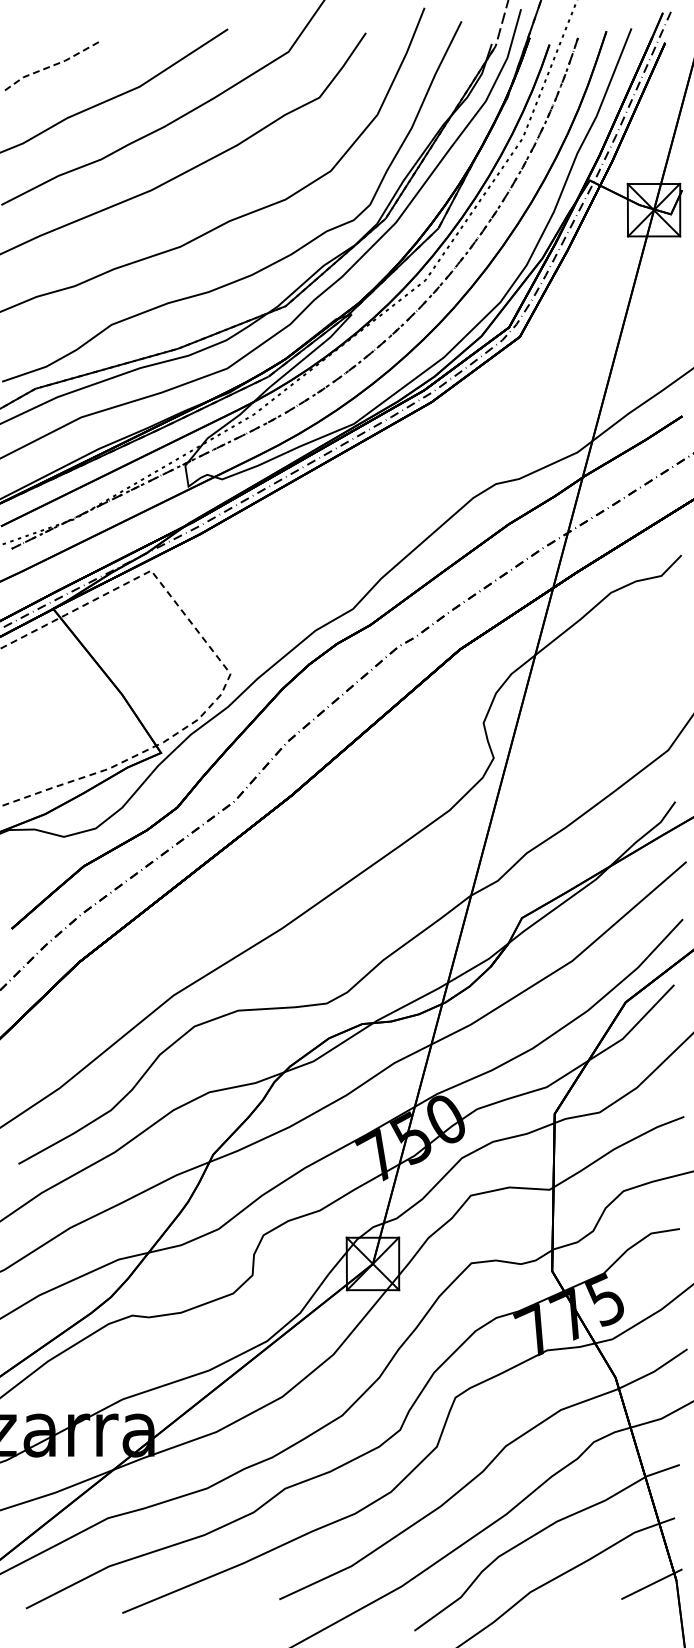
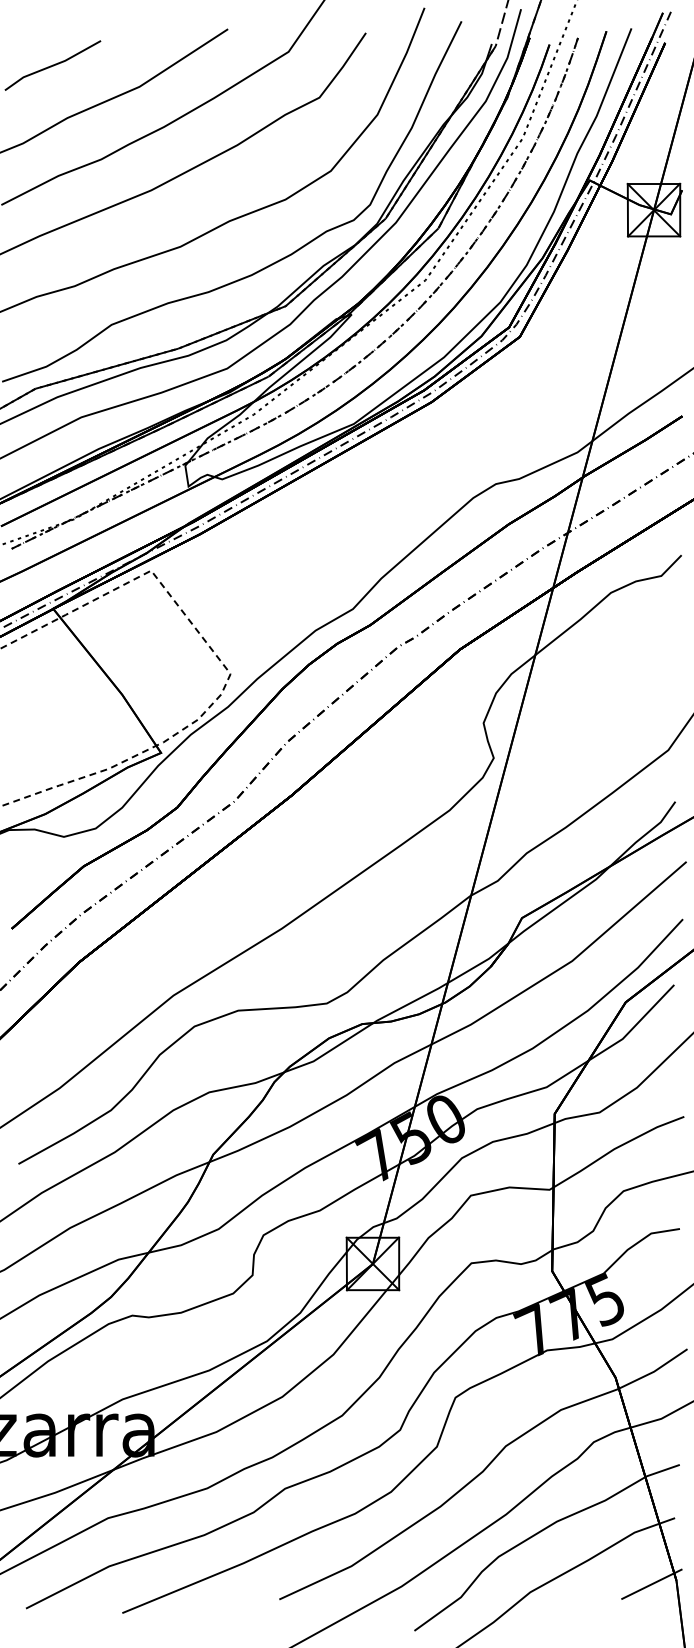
line: dashed -> solid (53, 65)
